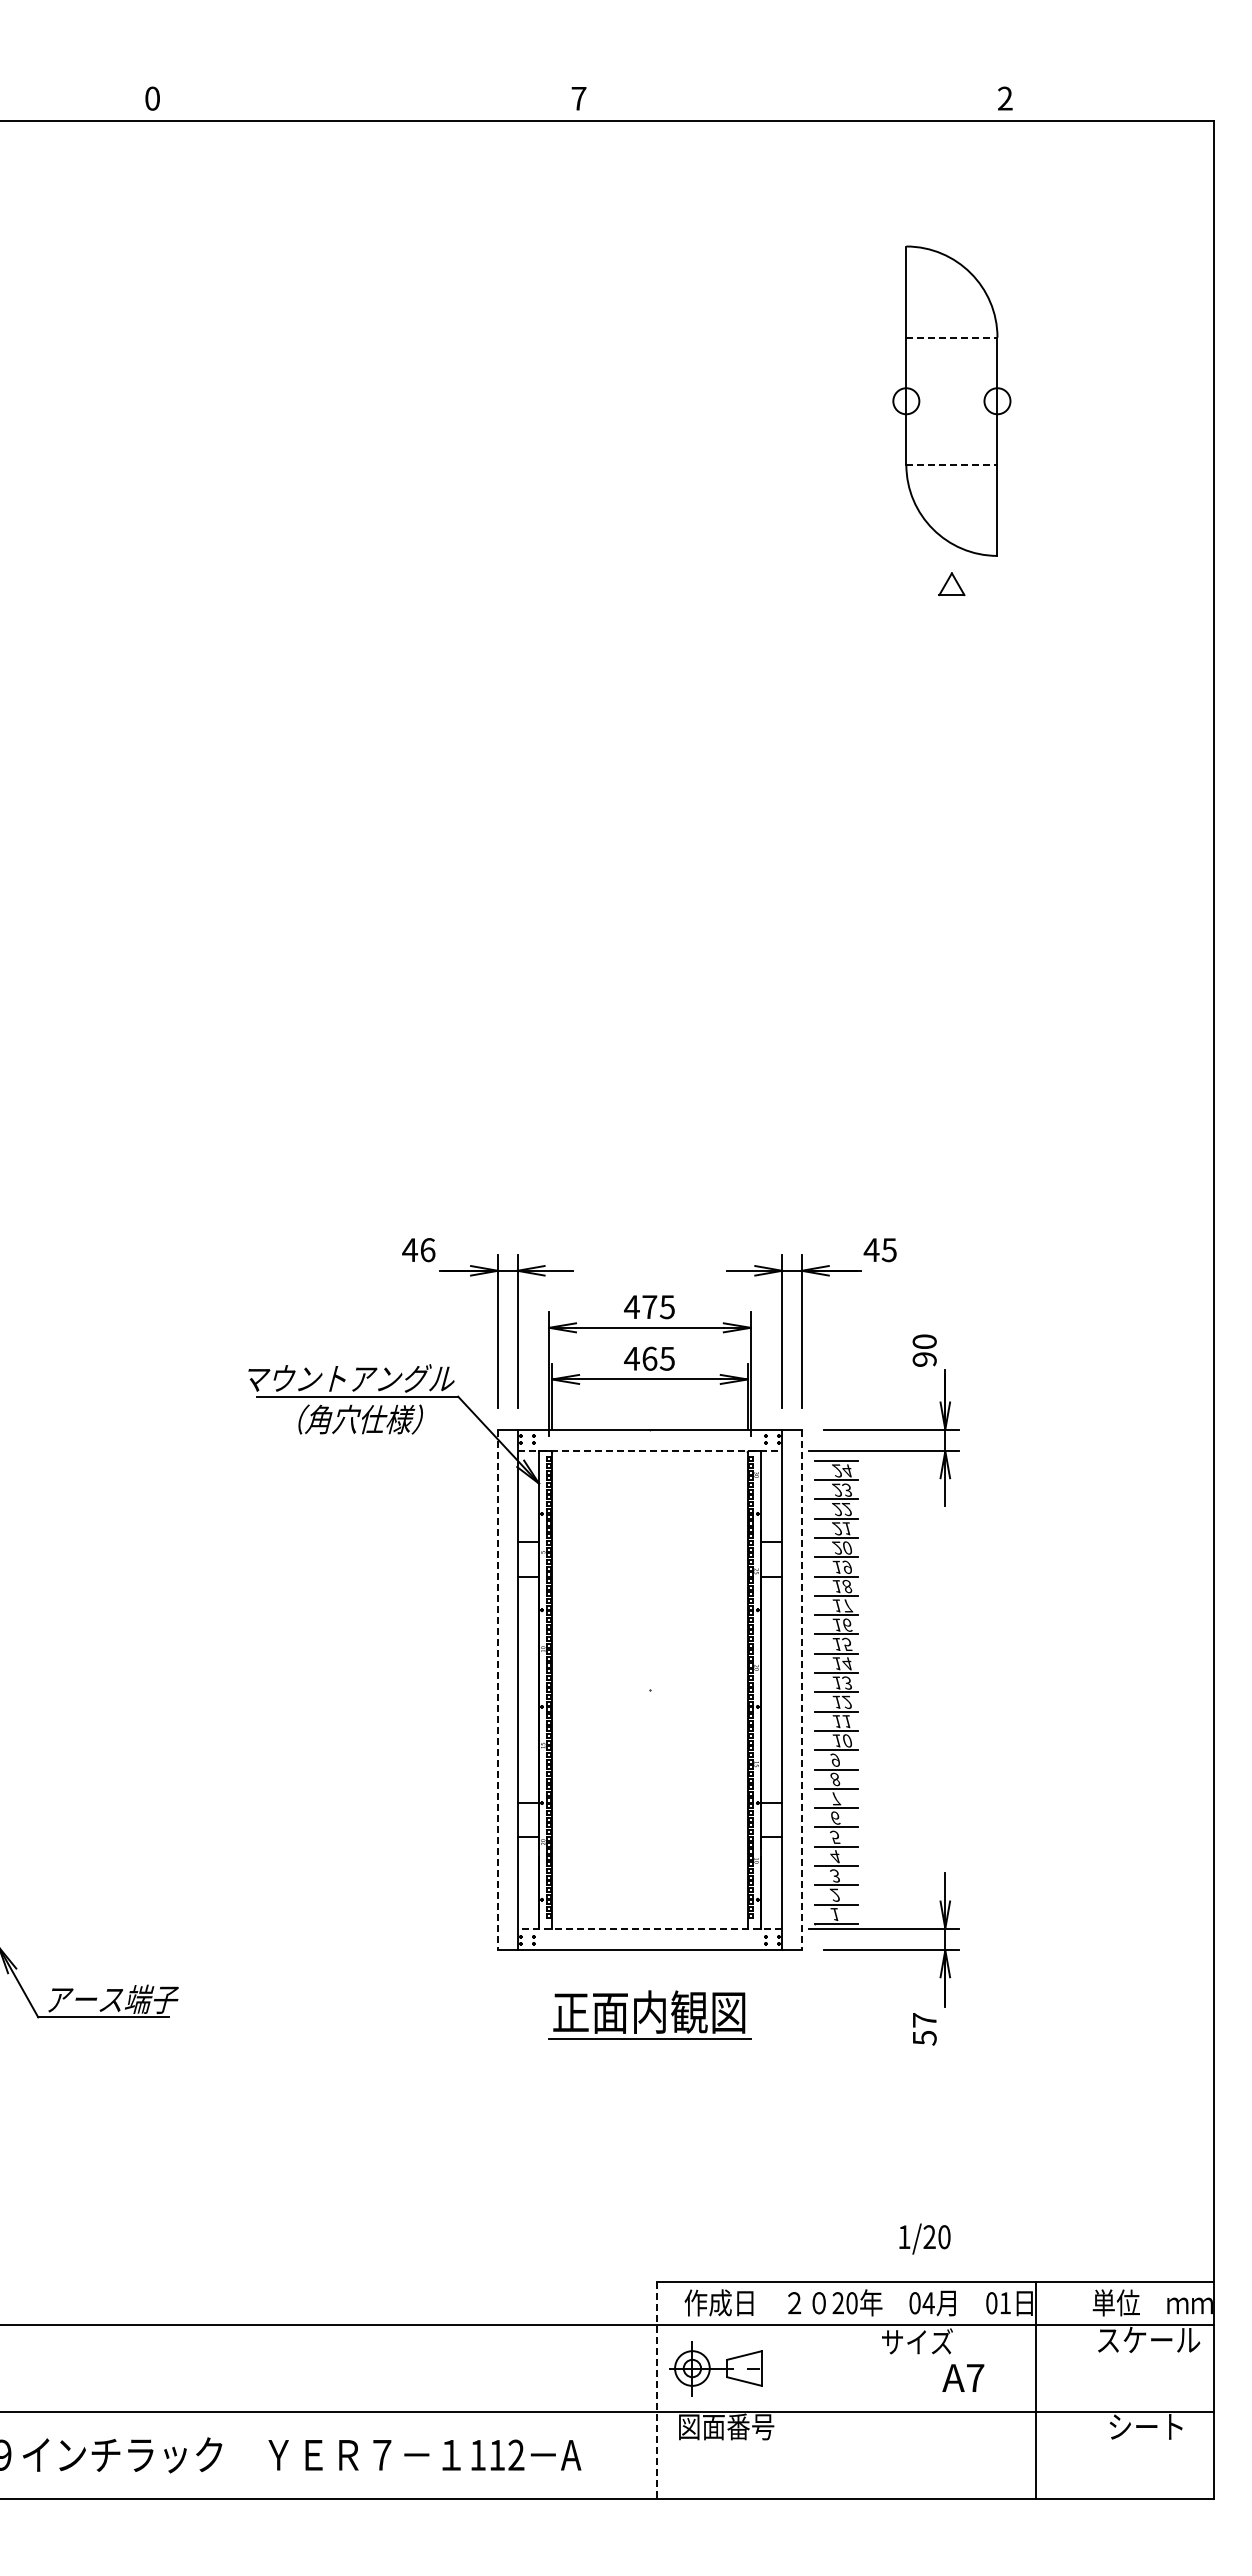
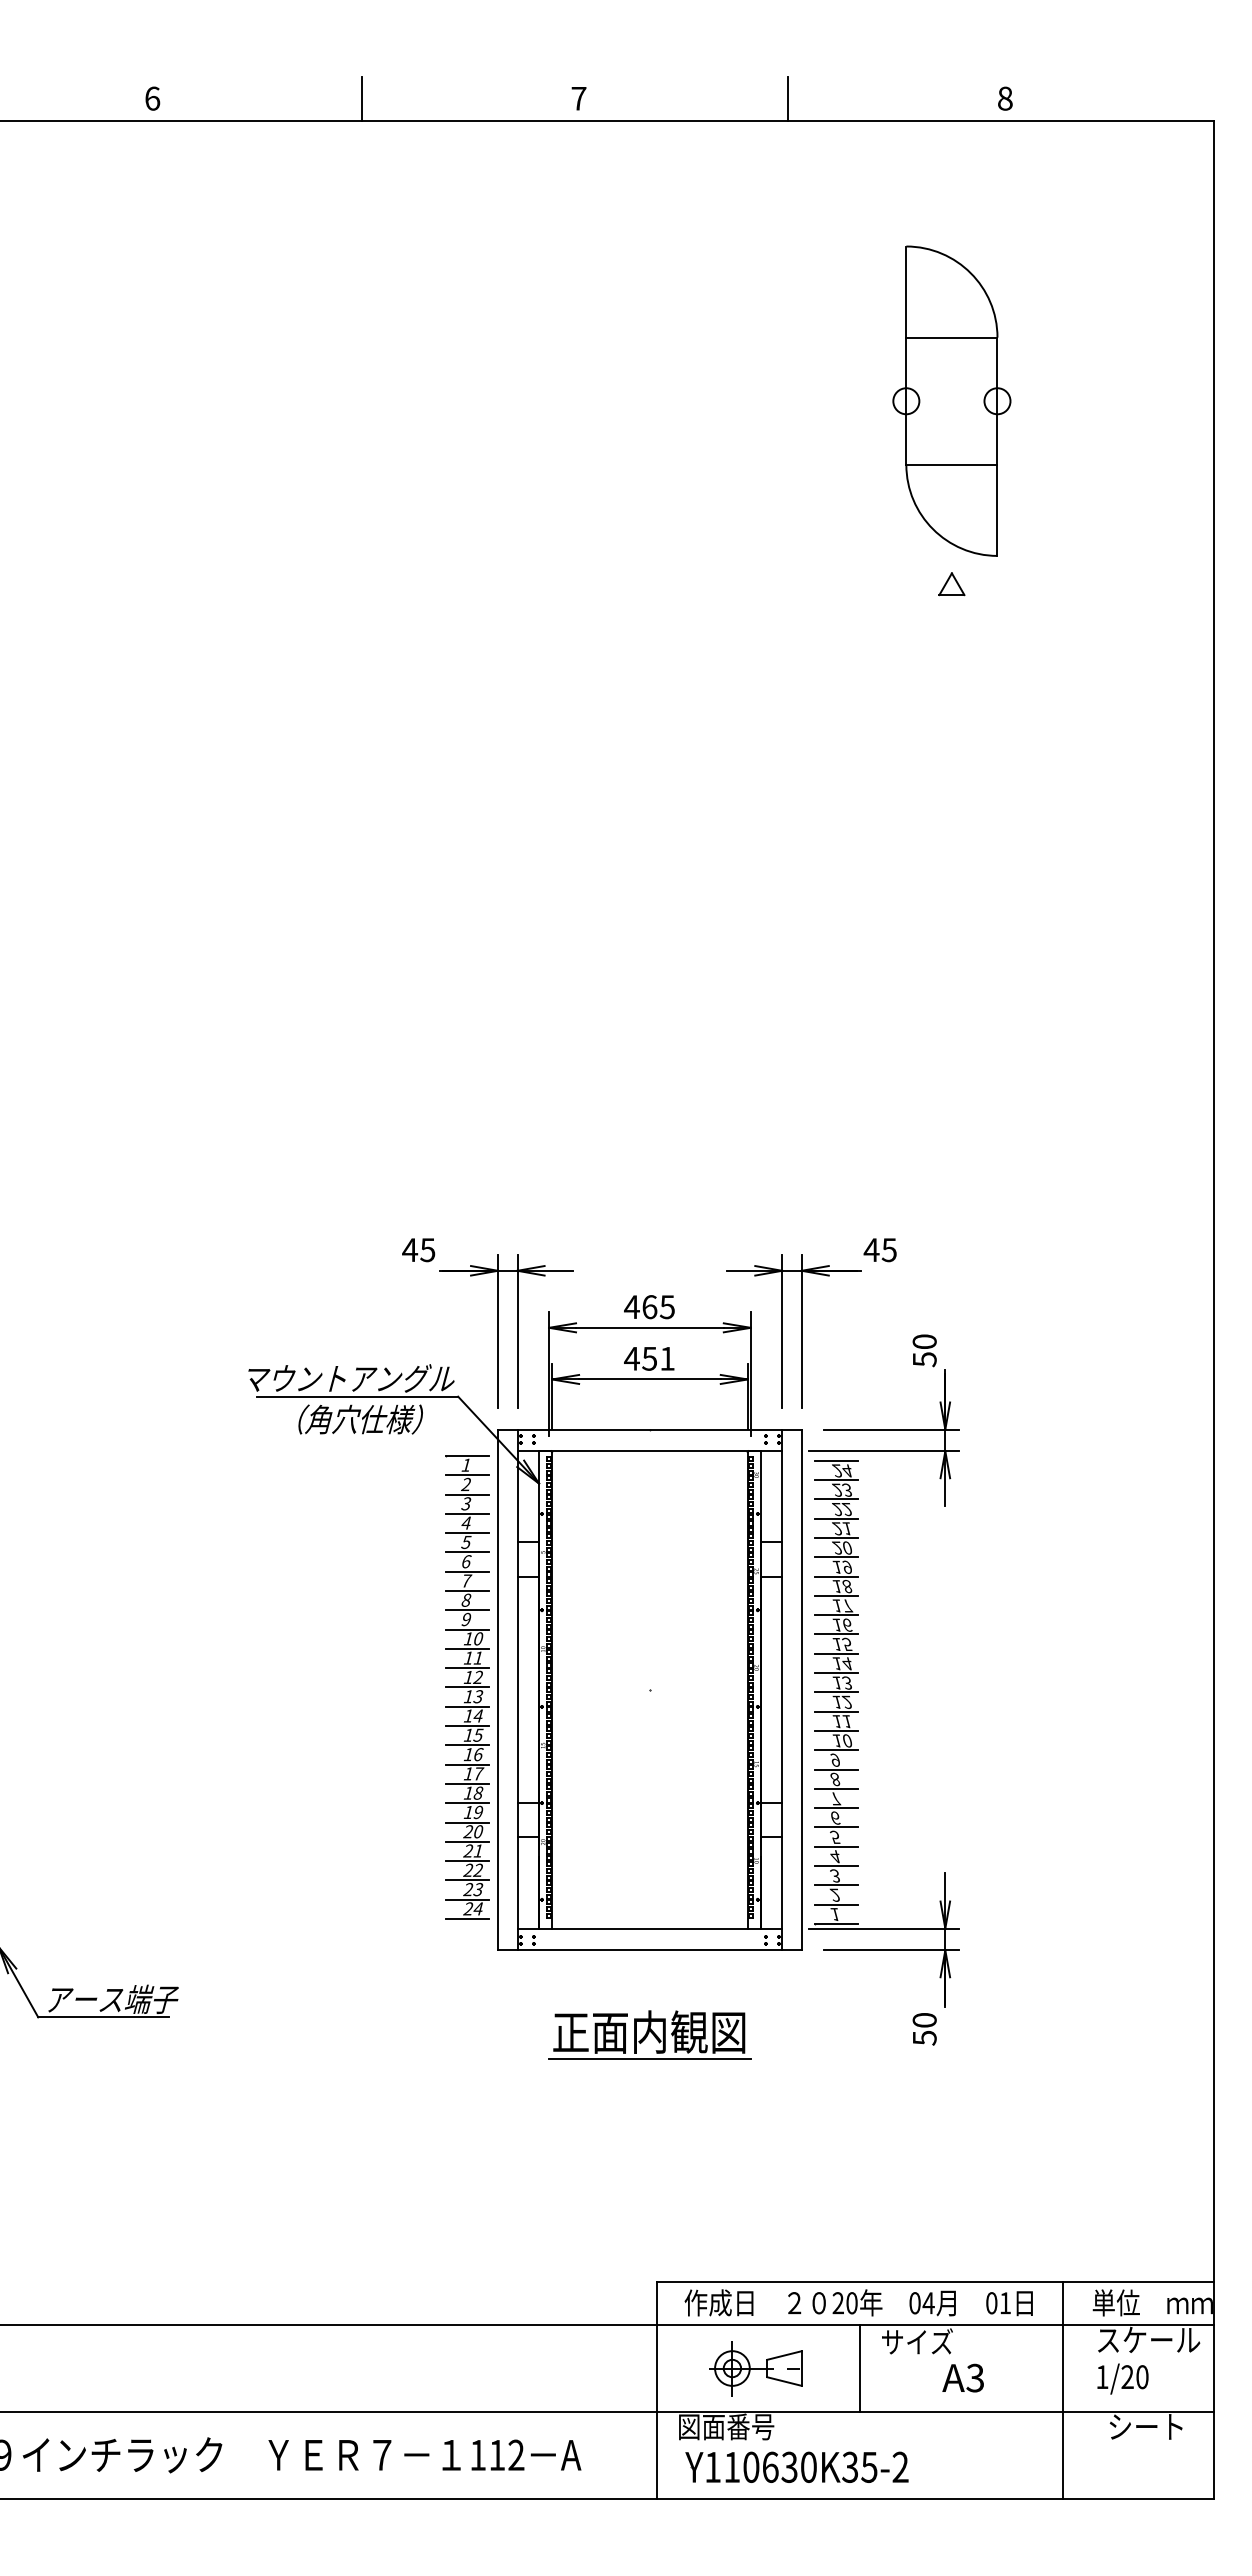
text: 0 -> 6 (152, 98)
line: none -> present (361, 98)
line: none -> present (788, 98)
text: 2 -> 8 (1005, 98)
line: dashed -> solid (951, 337)
line: dashed -> solid (951, 464)
text: 46 -> 45 (427, 1250)
text: 475 -> 465 (649, 1307)
text: 465 -> 451 (658, 1358)
text: 90 -> 50 (924, 1359)
line: dashed -> solid (650, 1451)
part: none -> present (467, 1687)
line: dashed -> solid (498, 1690)
line: dashed -> solid (801, 1690)
line: dashed -> solid (649, 1928)
part position: (649, 2014) -> (649, 2034) (649, 2034)
text: 57 -> 50 (924, 2020)
text position: (924, 2238) -> (1122, 2378) (1122, 2378)
part position: (715, 2368) -> (755, 2368) (755, 2368)
line: none -> present (859, 2368)
text: A7 -> A3 (975, 2377)
line position: (1035, 2389) -> (1062, 2389) (1062, 2389)
line: dashed -> solid (656, 2390)
part: none -> present (796, 2466)
